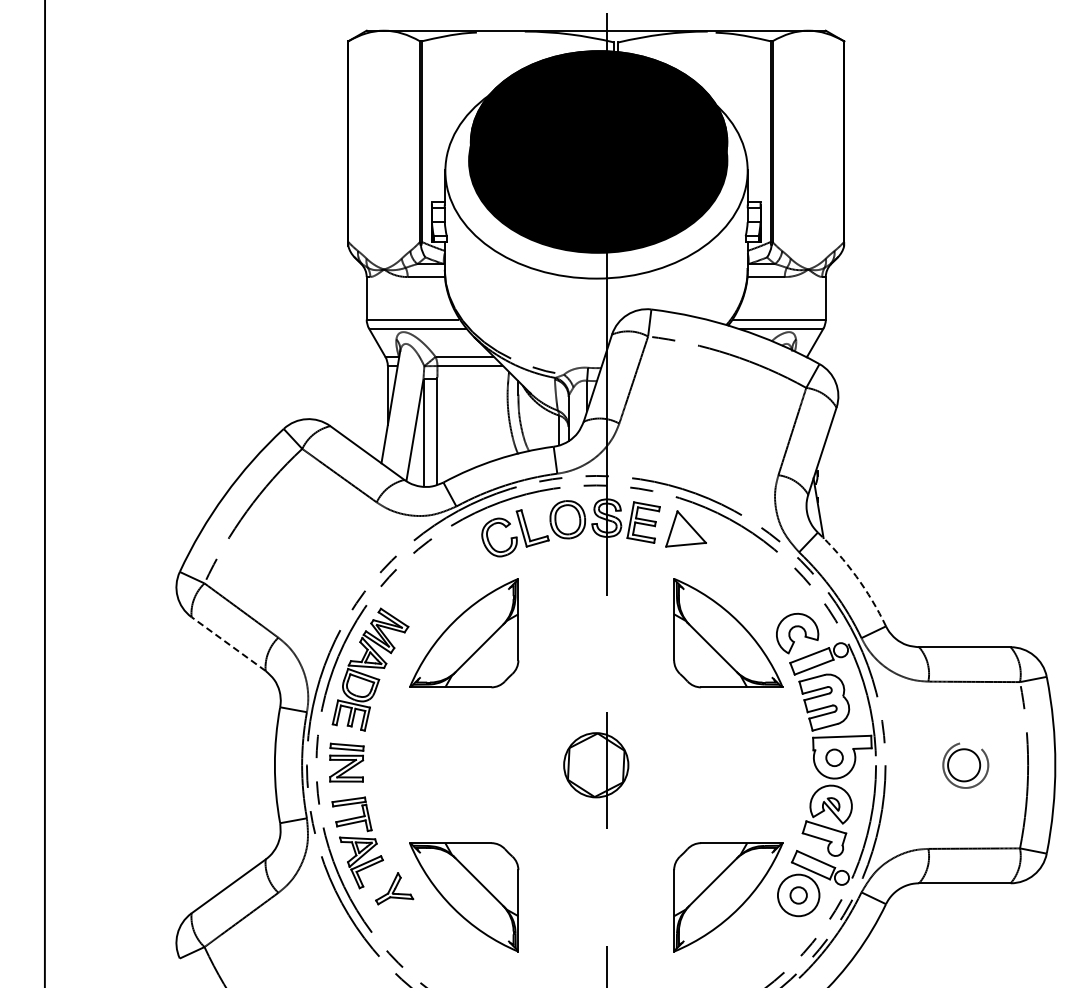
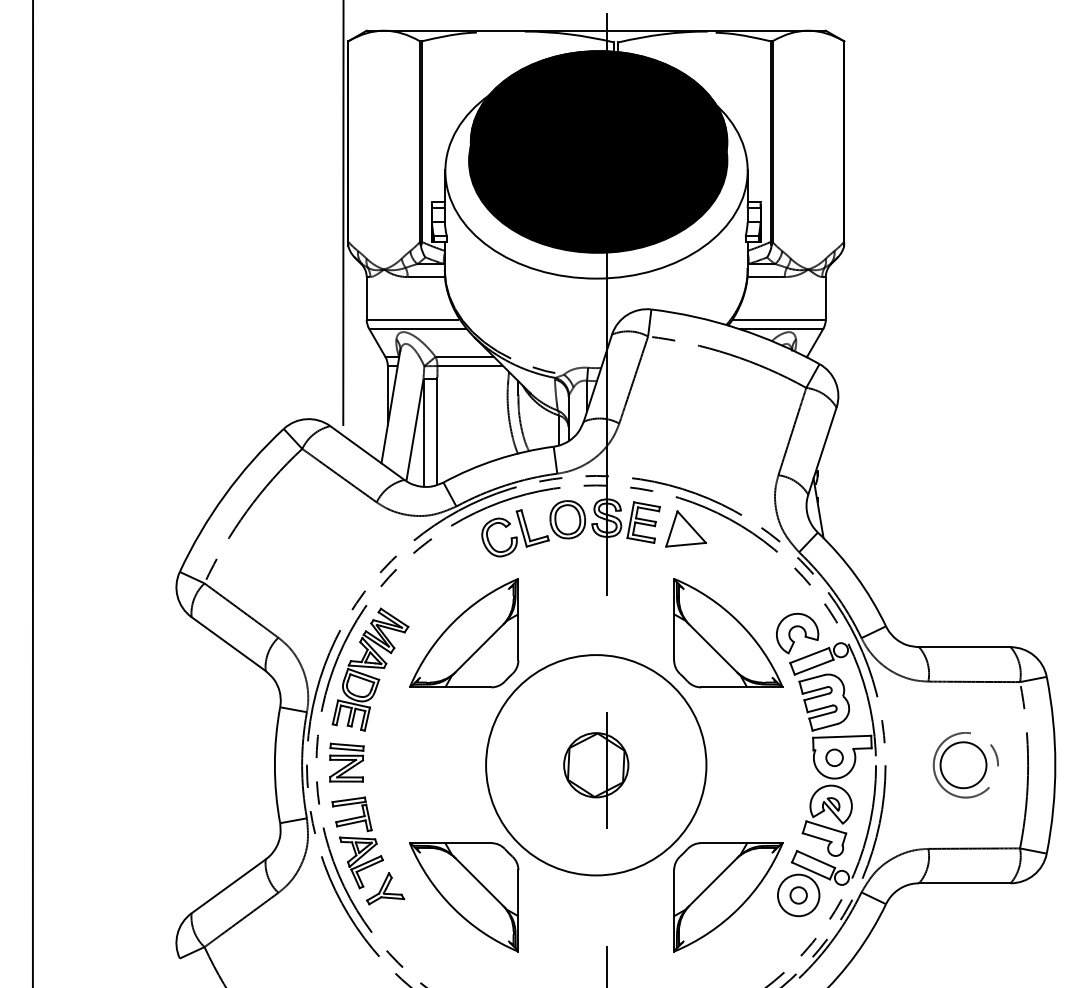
line: none -> present (343, 213)
line position: (44, 493) -> (32, 493) (32, 493)
arc: dashed -> solid (856, 576)
line: dashed -> solid (228, 644)
circle: none -> present (596, 765)
part size: 48x47 px -> 67x67 px (965, 765)
part position: (394, 888) -> (385, 888) (385, 888)
